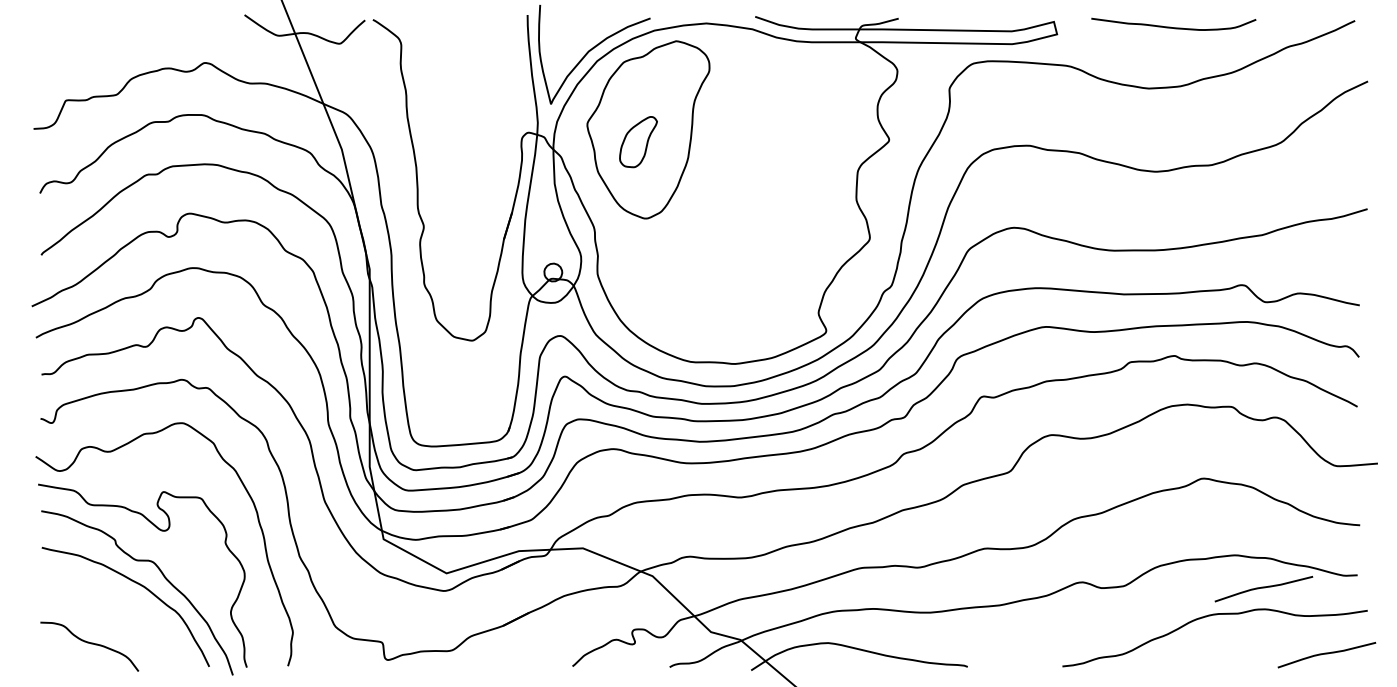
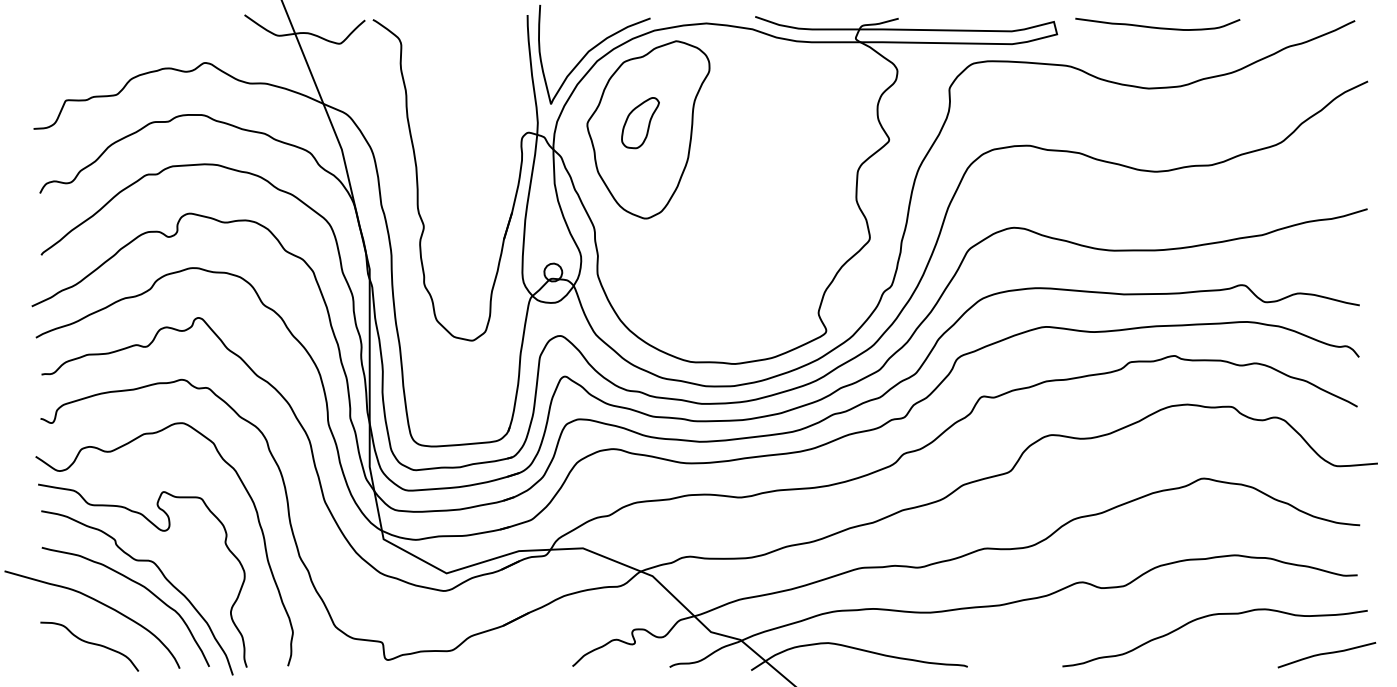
curve position: (1173, 27) -> (1157, 27) (1157, 27)
part position: (638, 142) -> (640, 123) (640, 123)
curve: present -> none (1263, 588)
curve: none -> present (99, 603)
